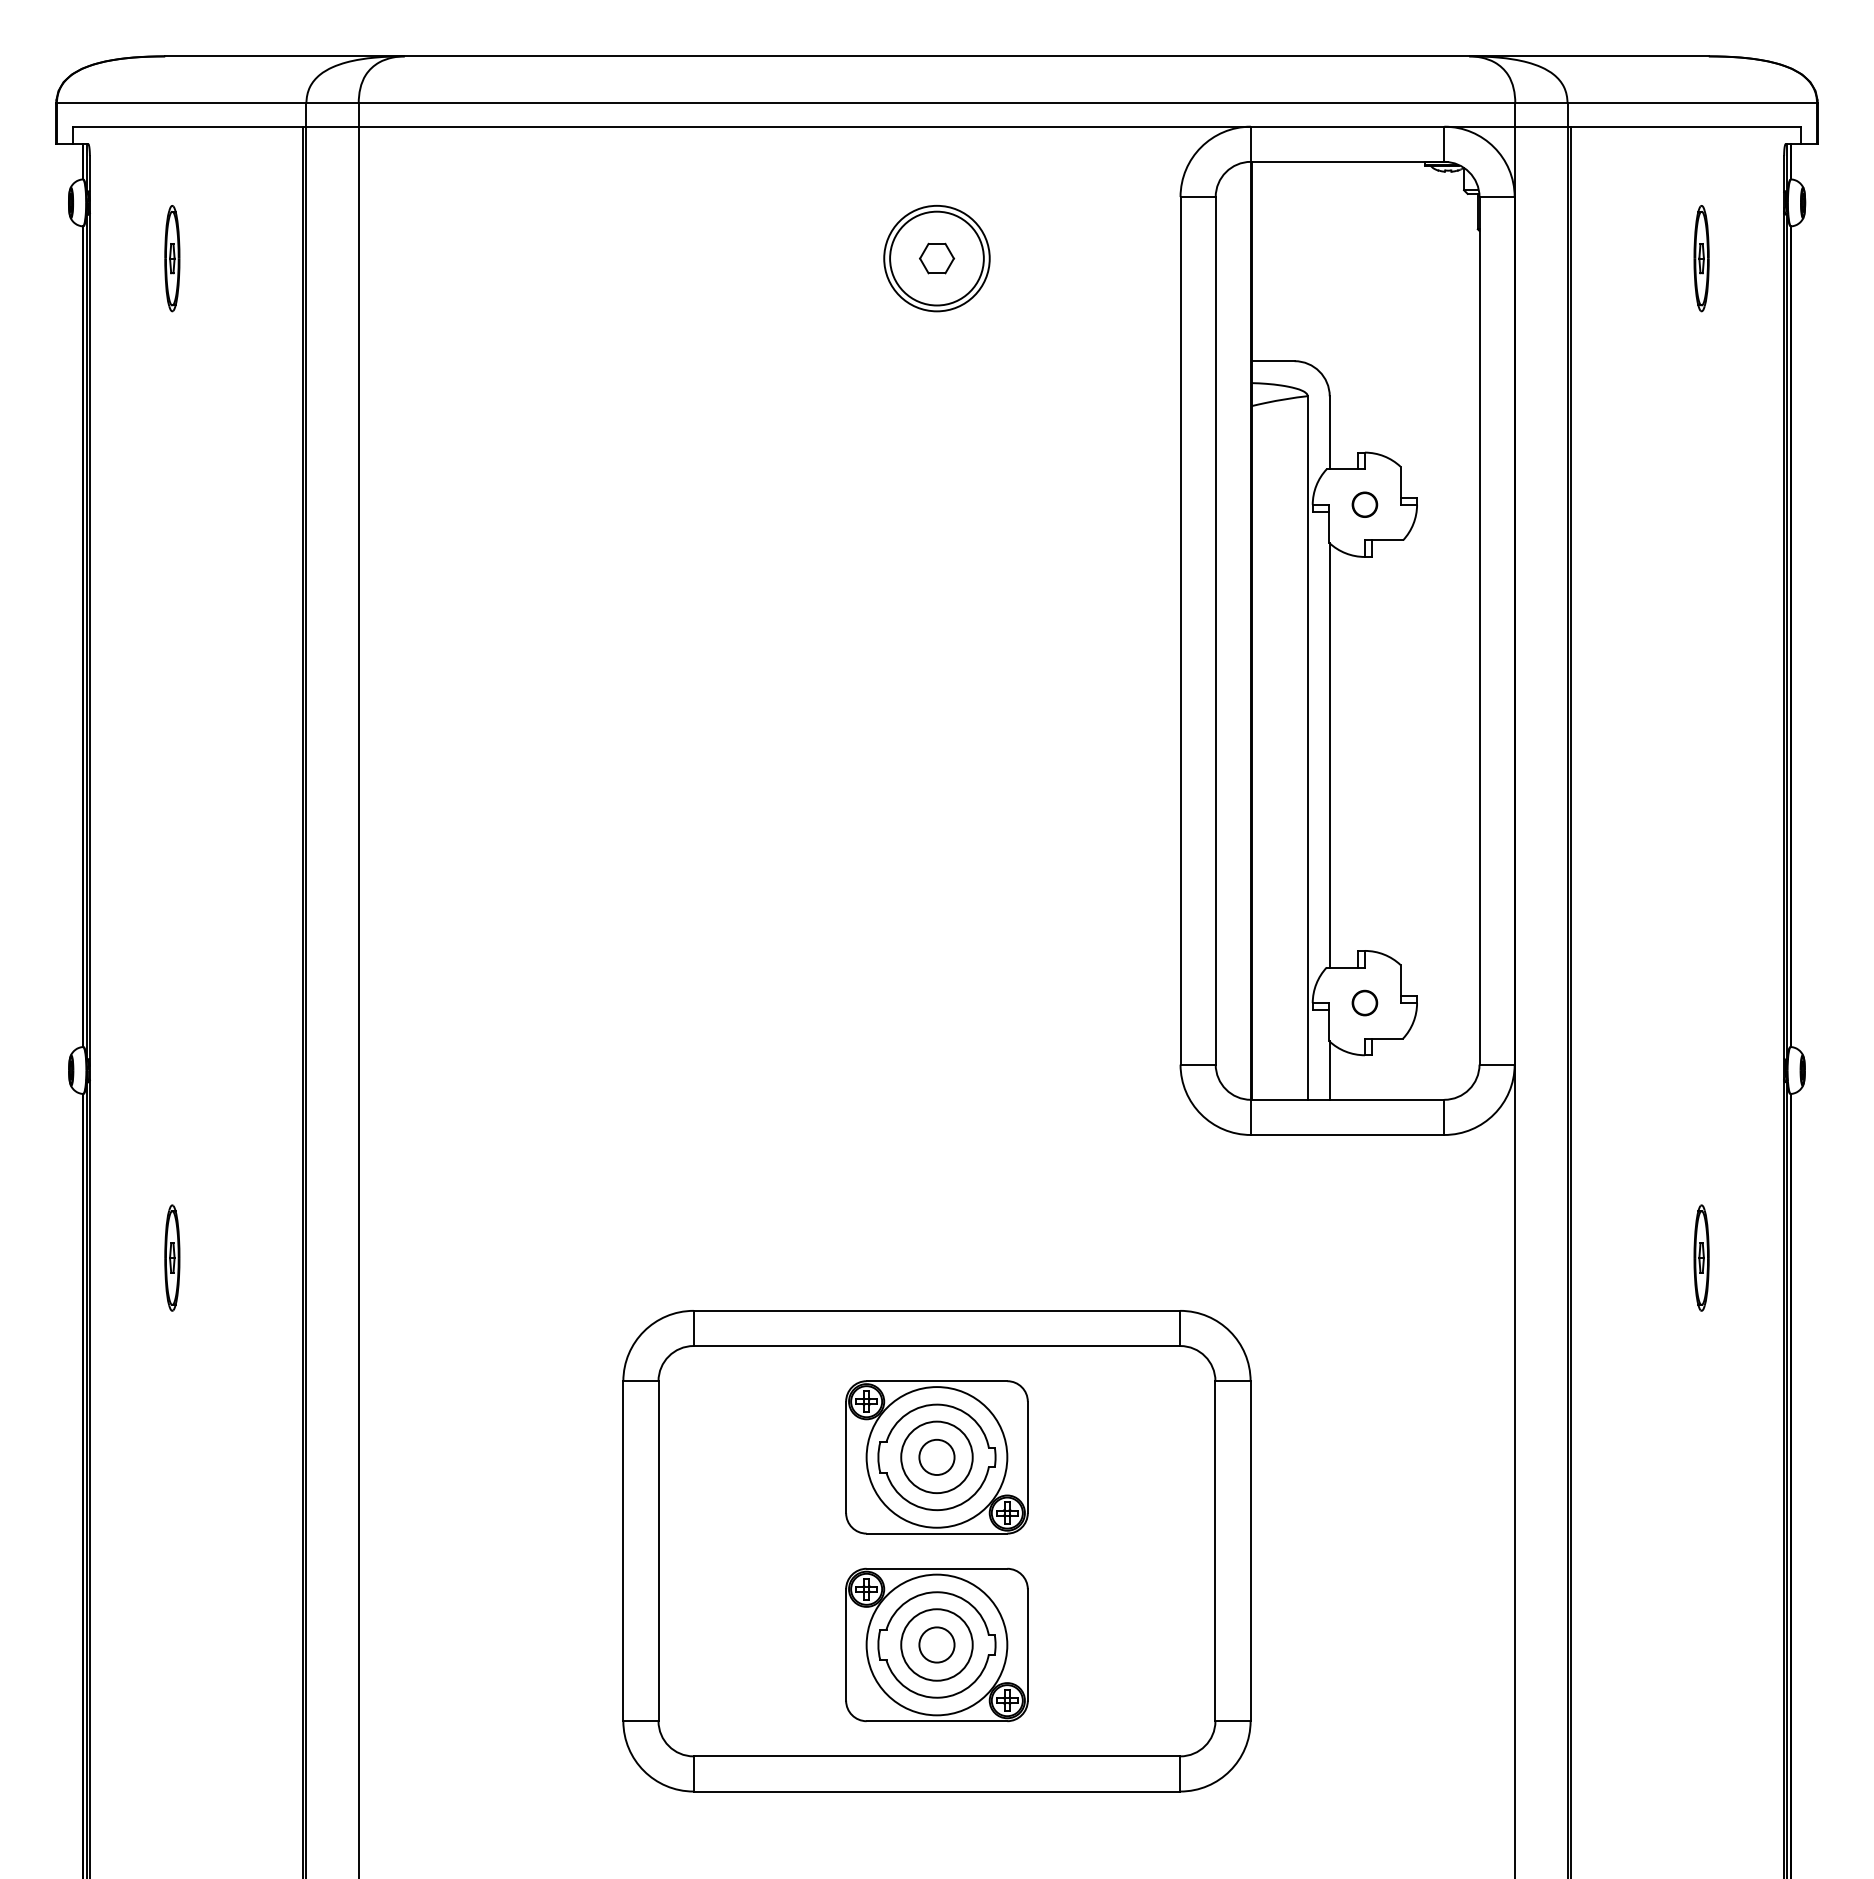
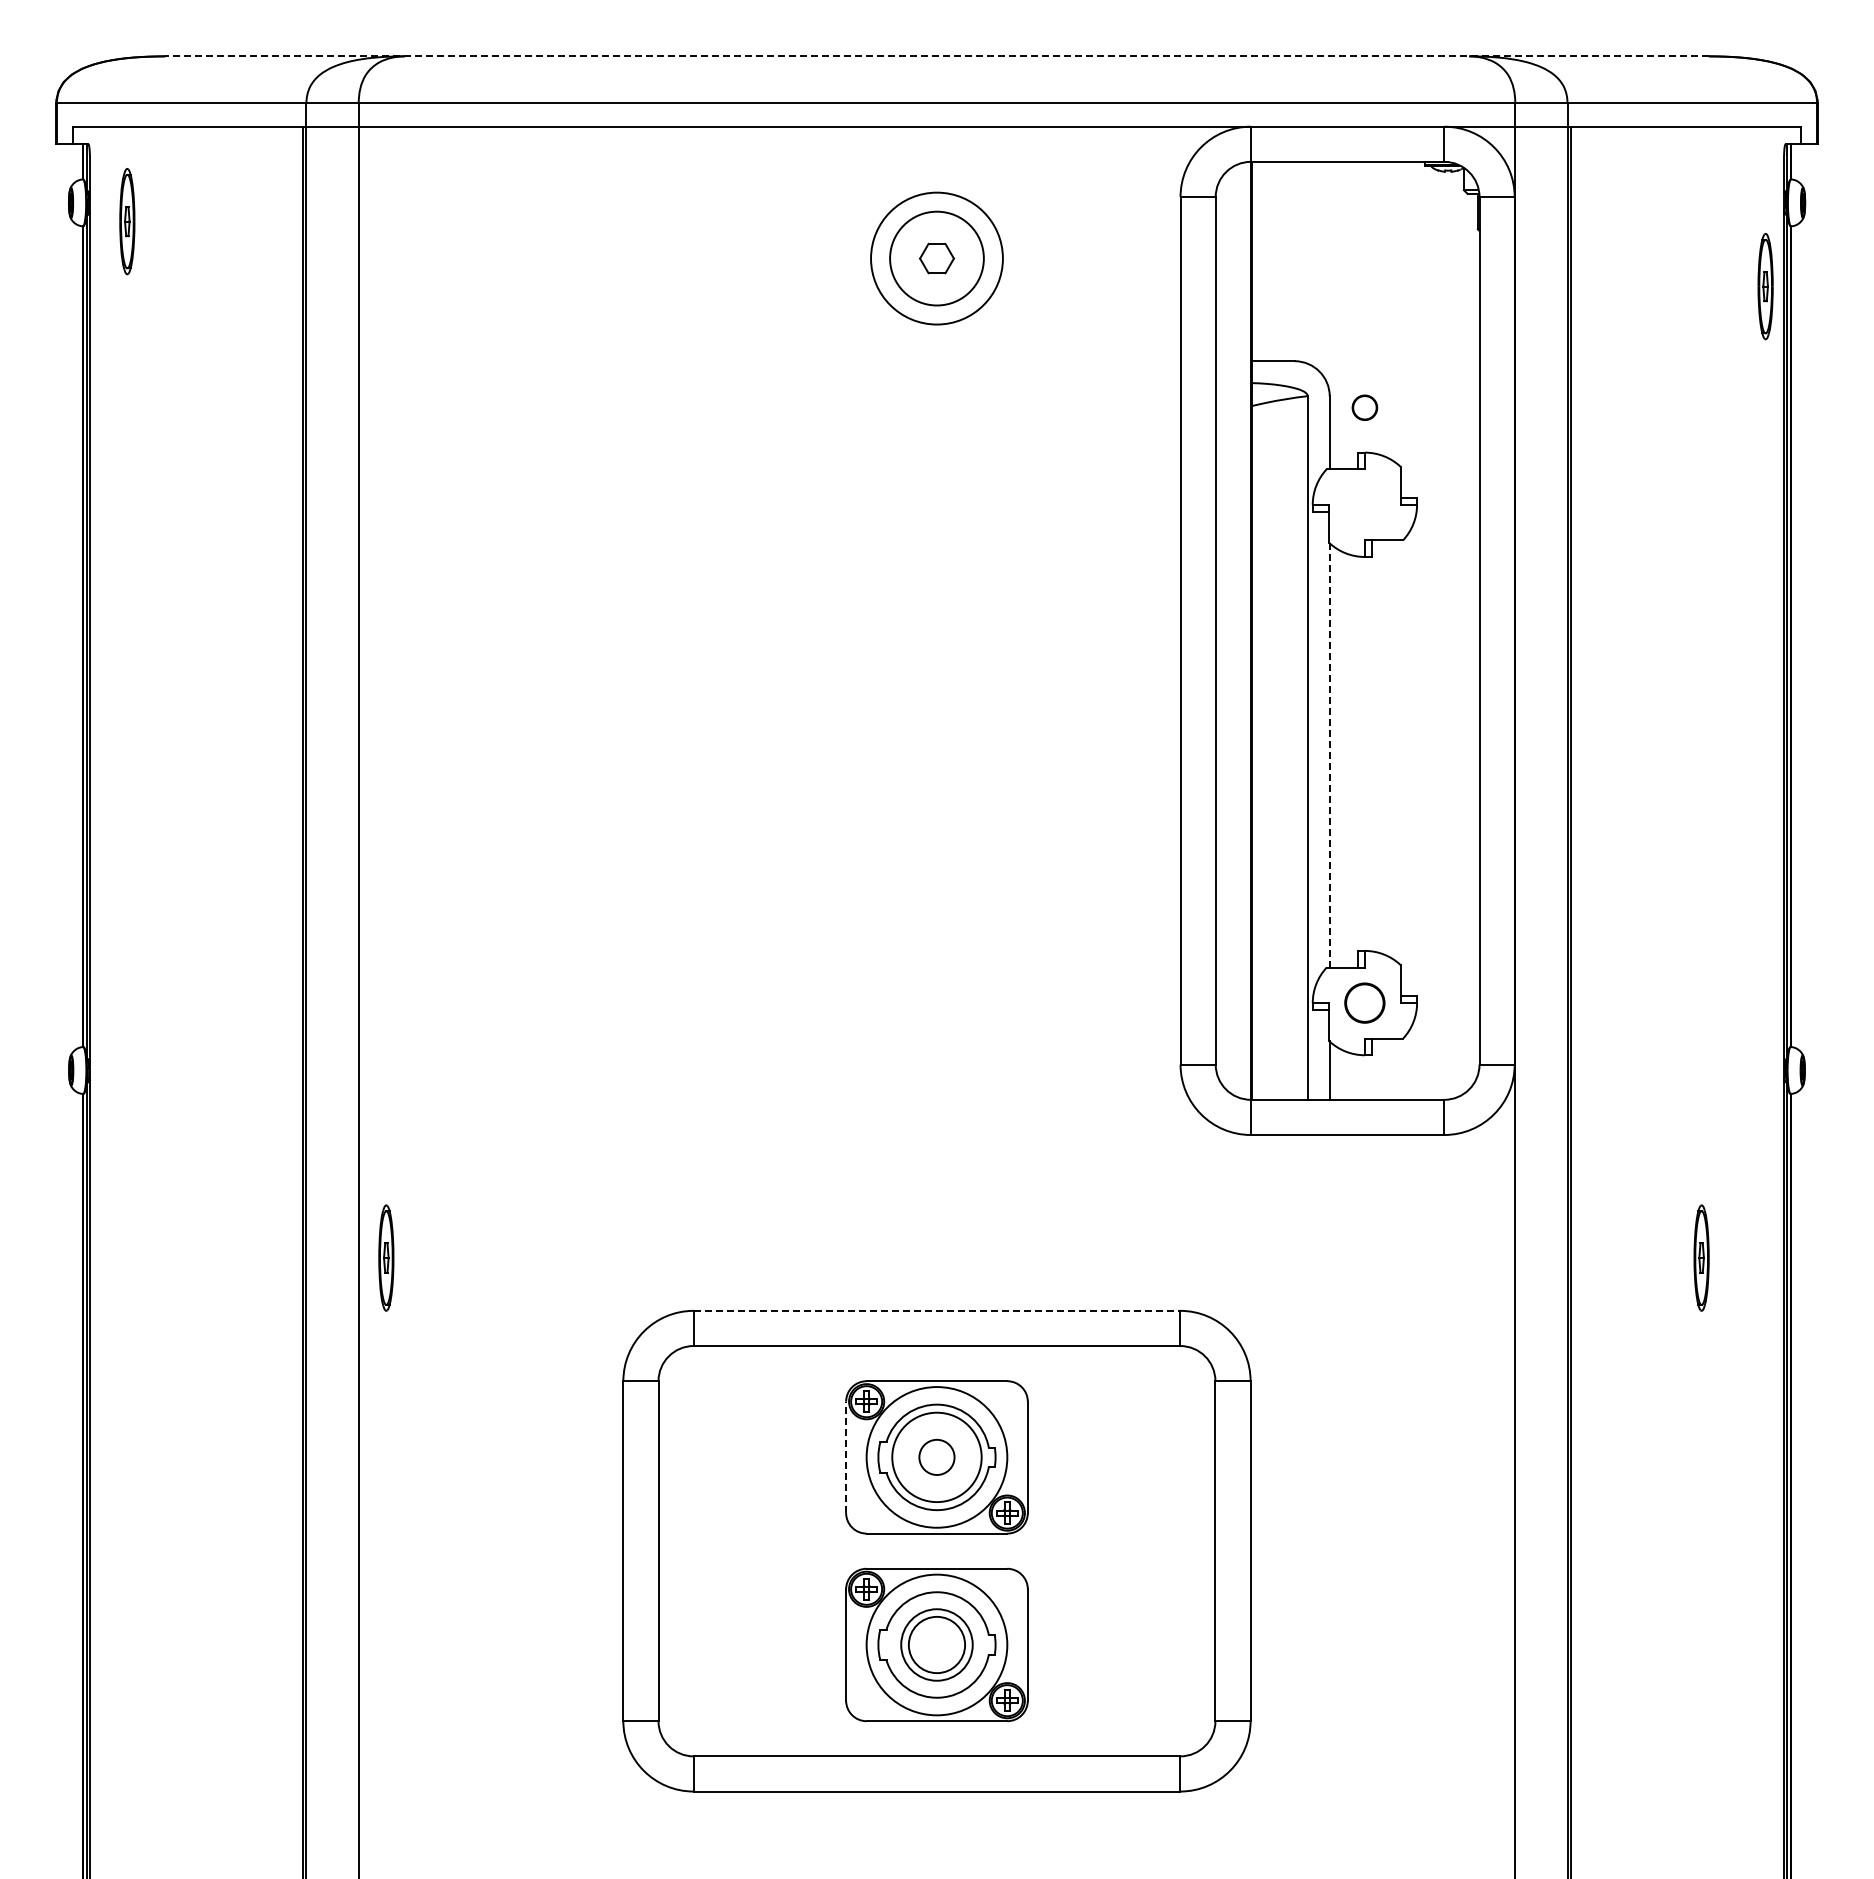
line: solid -> dashed (937, 56)
part position: (172, 258) -> (127, 221) (127, 221)
circle diameter: 106 px -> 132 px (936, 258)
part position: (1701, 258) -> (1765, 286) (1765, 286)
part position: (1364, 504) -> (1364, 407) (1364, 407)
line: solid -> dashed (1329, 754)
part size: 28x28 px -> 42x42 px (1364, 1002)
part position: (172, 1257) -> (386, 1257) (386, 1257)
line: solid -> dashed (937, 1310)
line: solid -> dashed (846, 1457)
circle diameter: 72 px -> 89 px (936, 1457)
circle diameter: 35 px -> 56 px (936, 1644)
